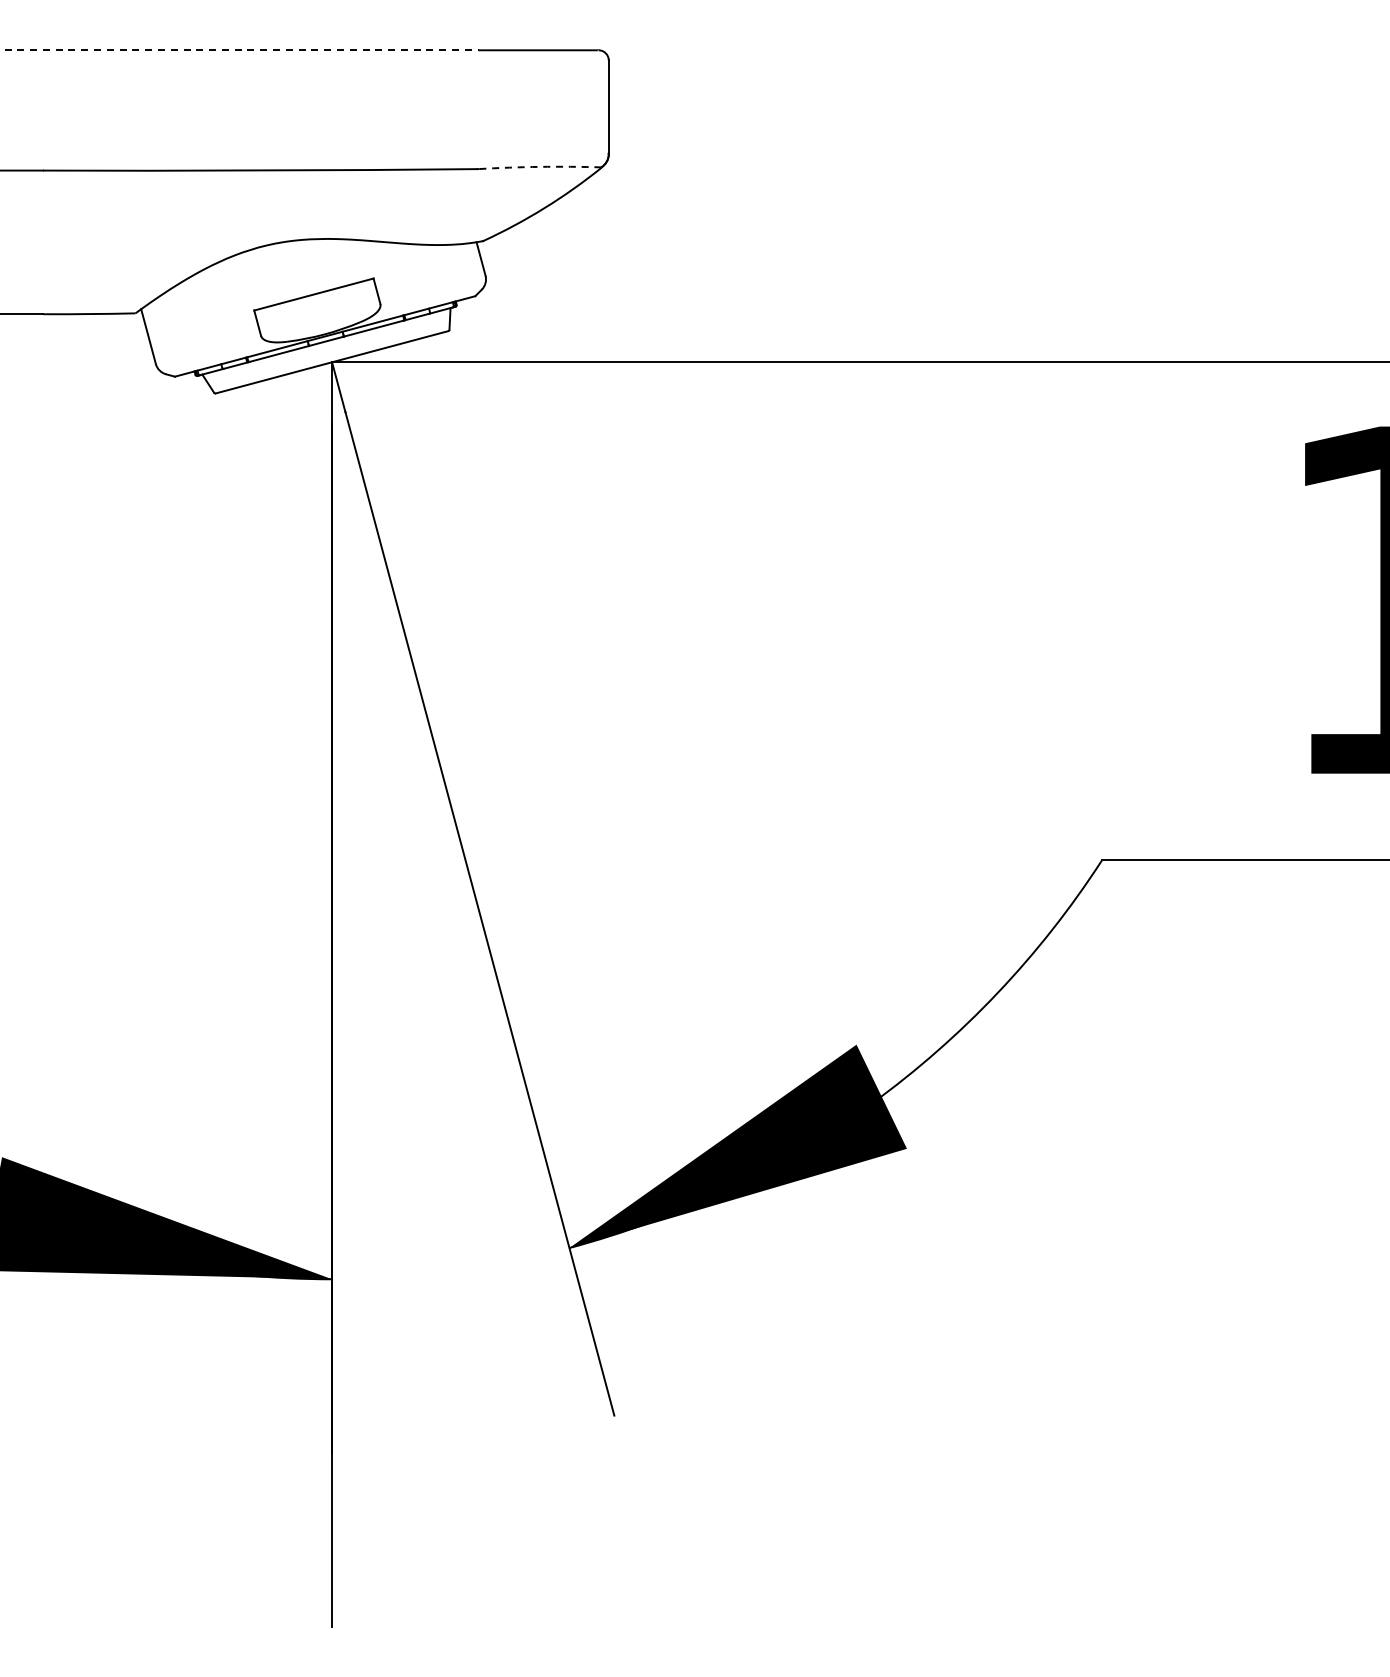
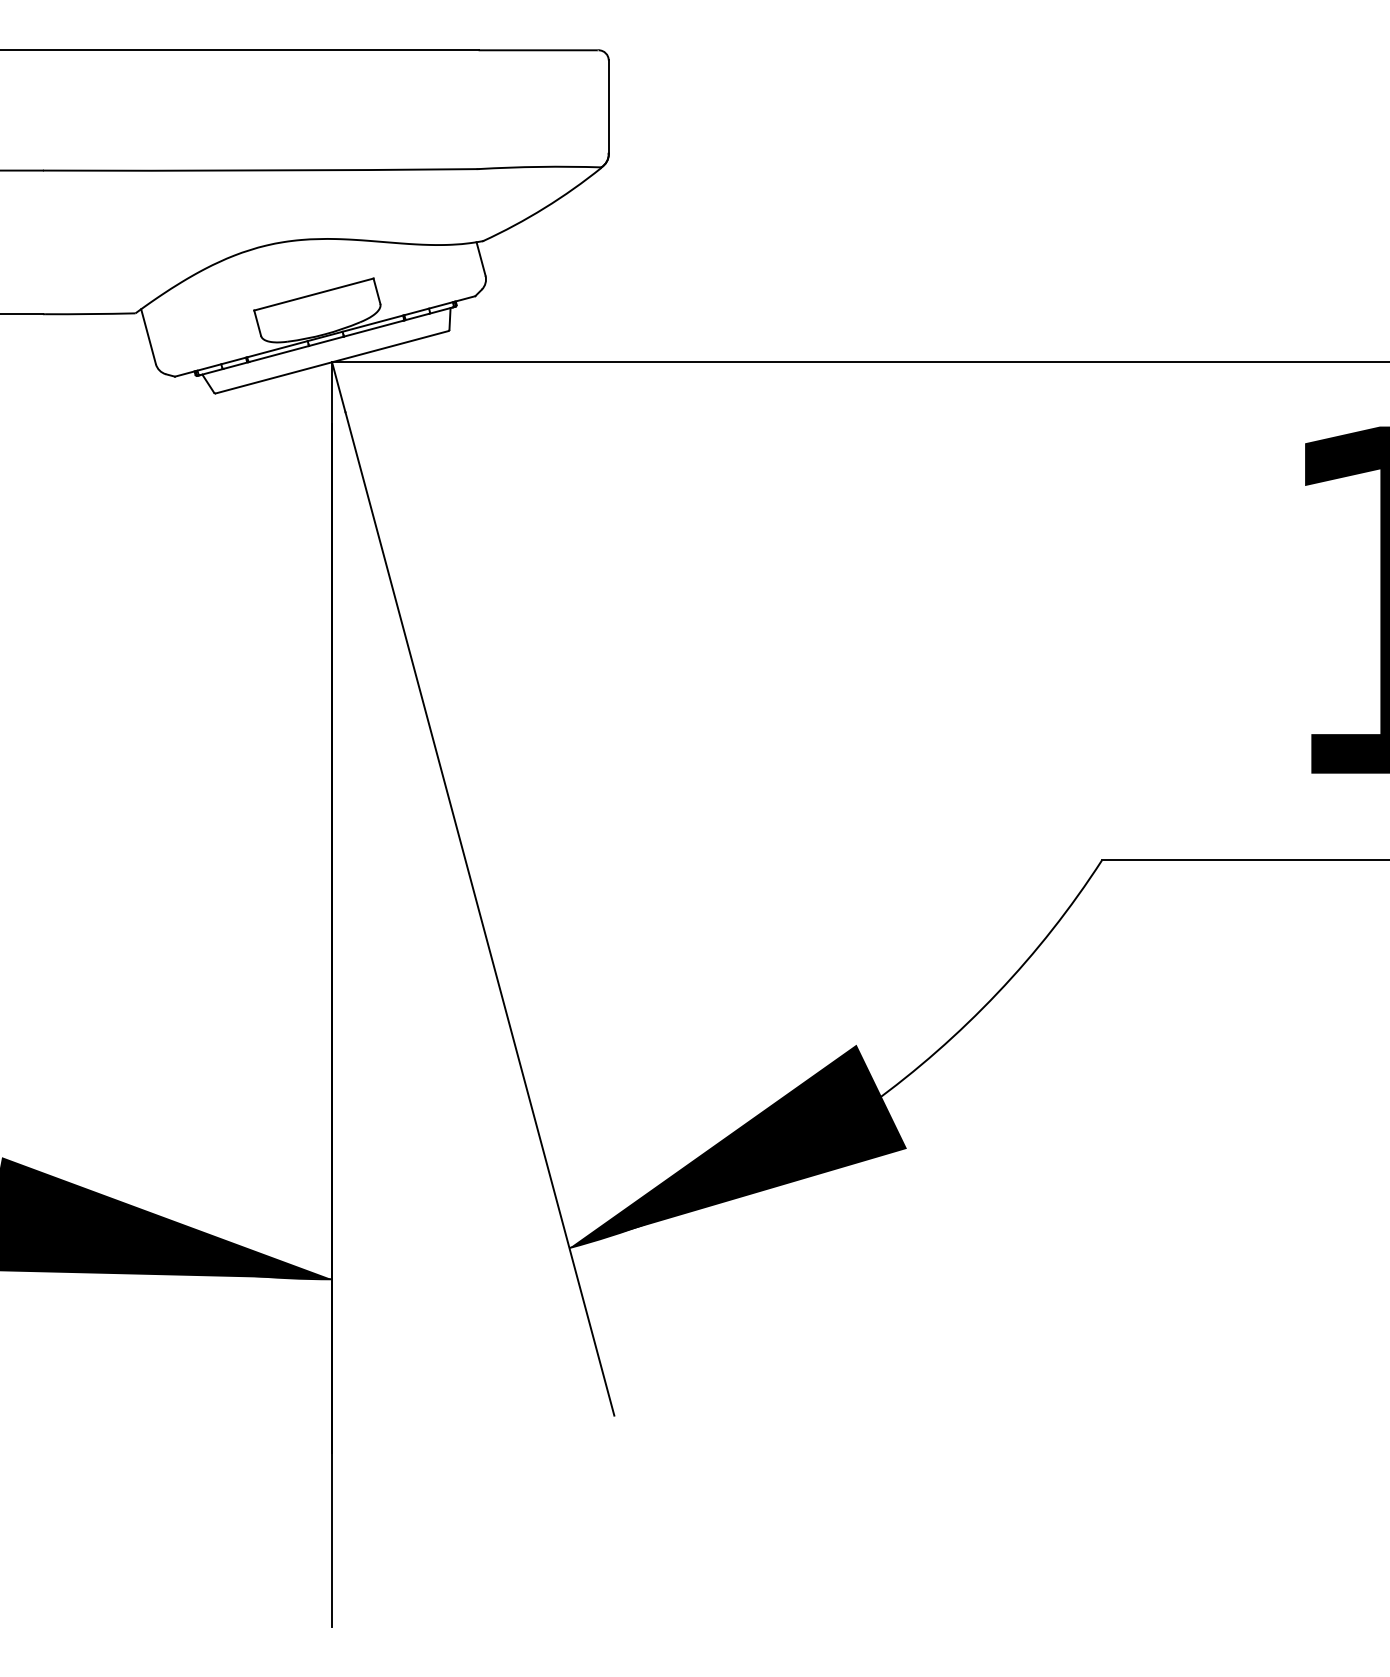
line: dashed -> solid (239, 50)
arc: dashed -> solid (539, 166)
